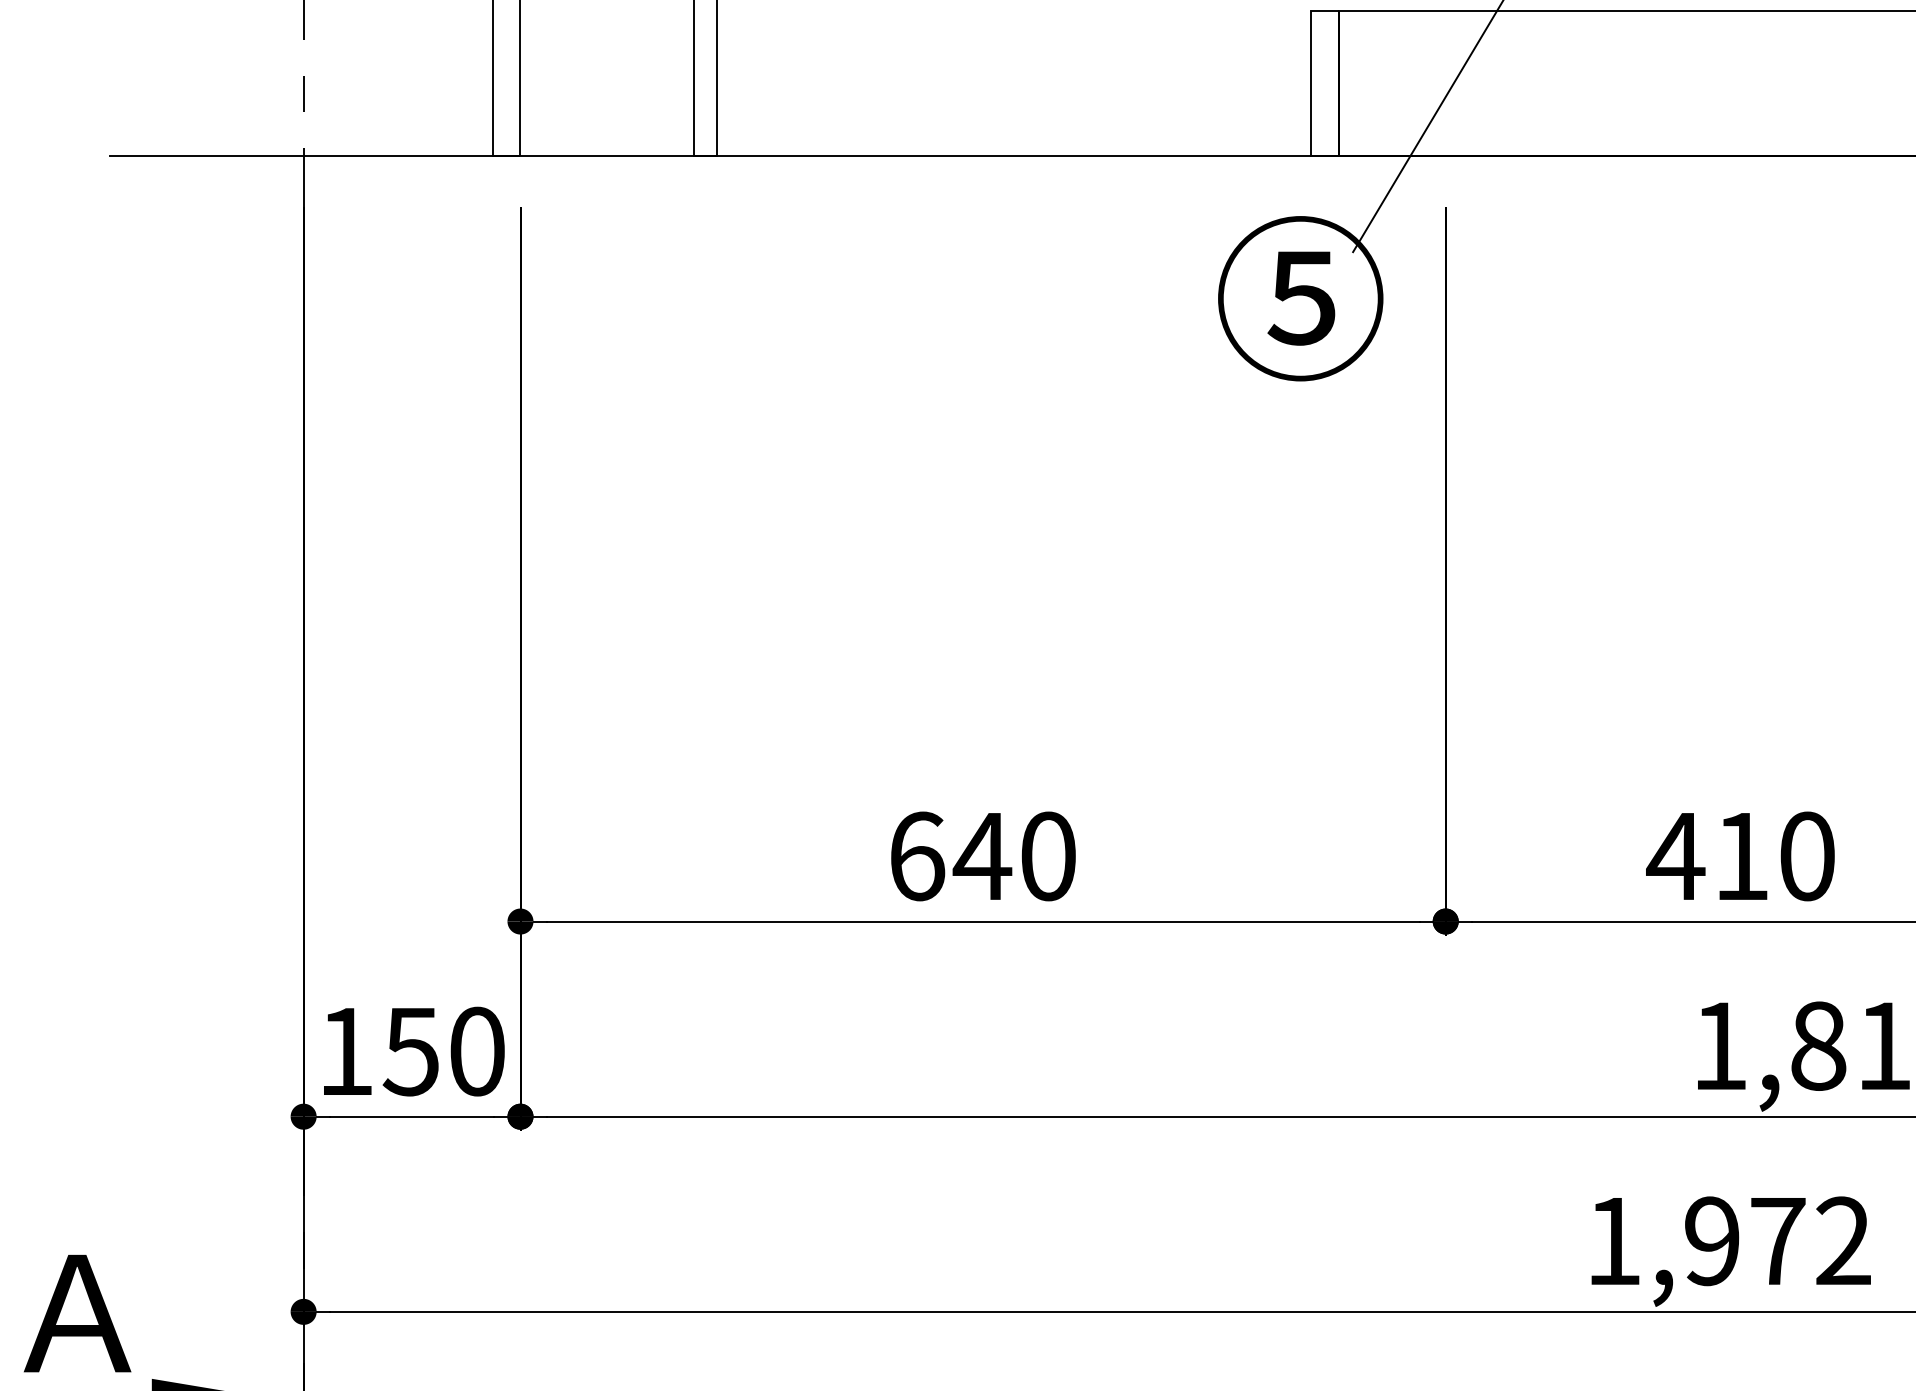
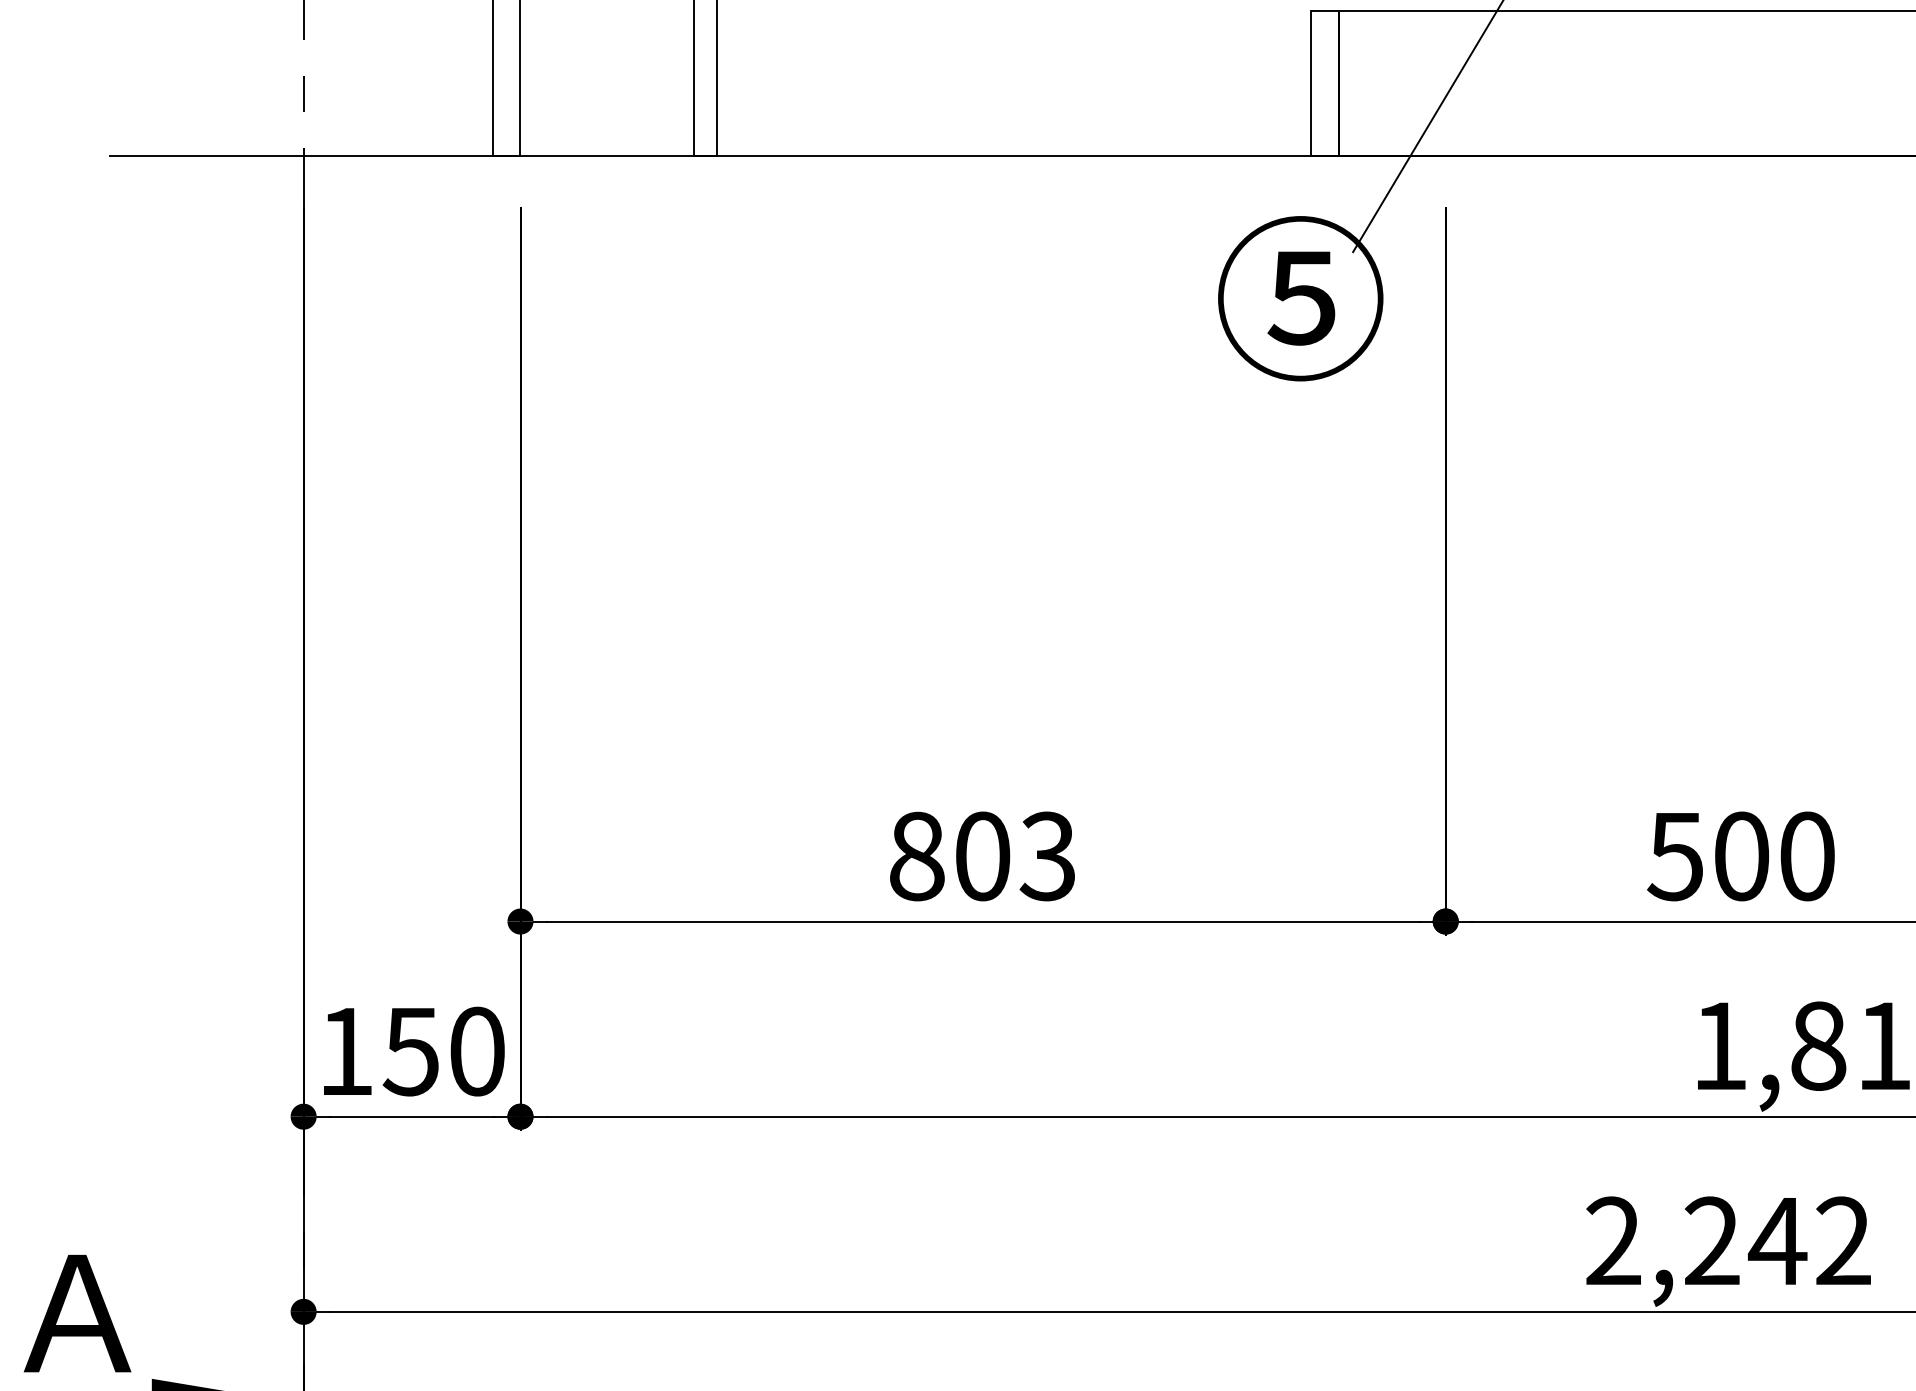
text: 640 -> 803 (982, 856)
text: 410 -> 500 (1707, 856)
text: 1,972 -> 2,242 (1696, 1241)
